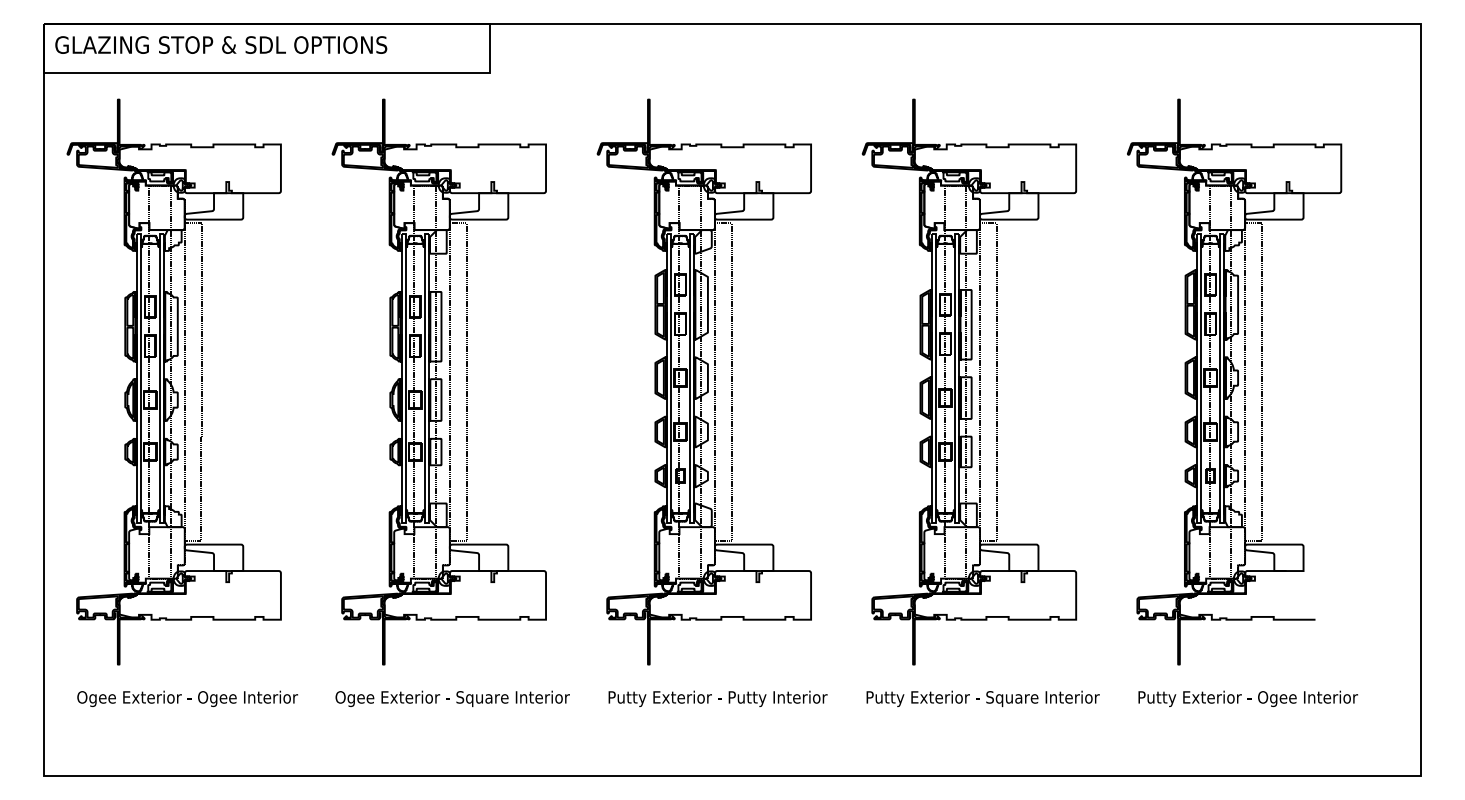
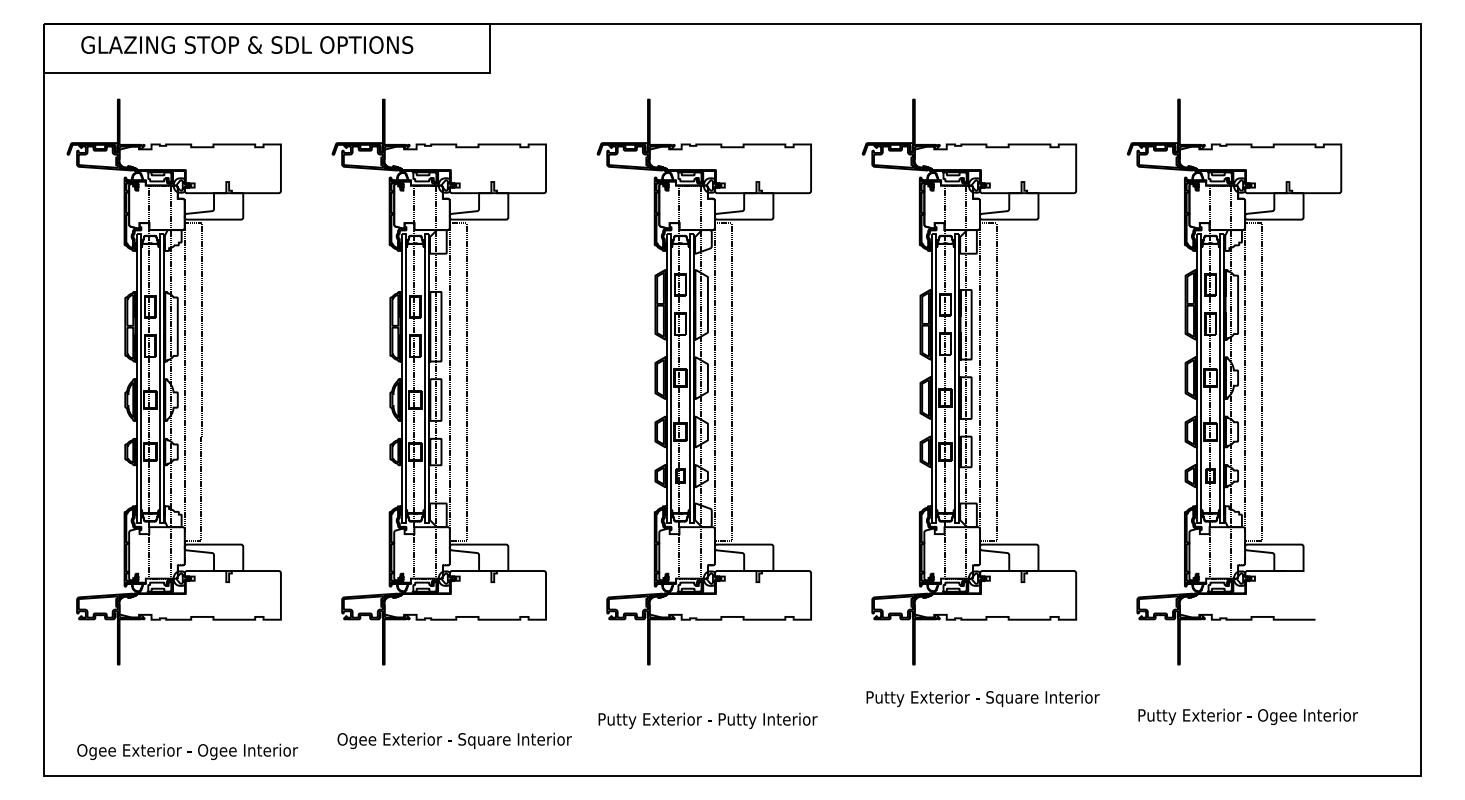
text position: (221, 44) -> (247, 44) (247, 44)
text position: (187, 698) -> (187, 751) (187, 751)
text position: (452, 698) -> (454, 740) (454, 740)
text position: (717, 698) -> (707, 720) (707, 720)
text position: (1247, 698) -> (1247, 716) (1247, 716)
